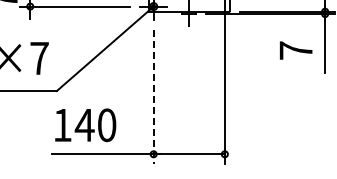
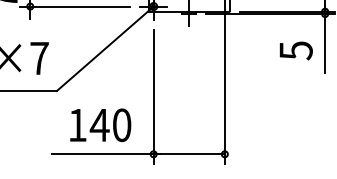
text: 7 -> 5 (295, 50)
line: dashed -> solid (153, 97)
text position: (85, 125) -> (100, 125) (100, 125)
